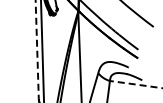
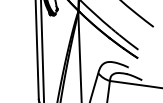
line: dashed -> solid (37, 50)
arc: dashed -> solid (135, 84)
